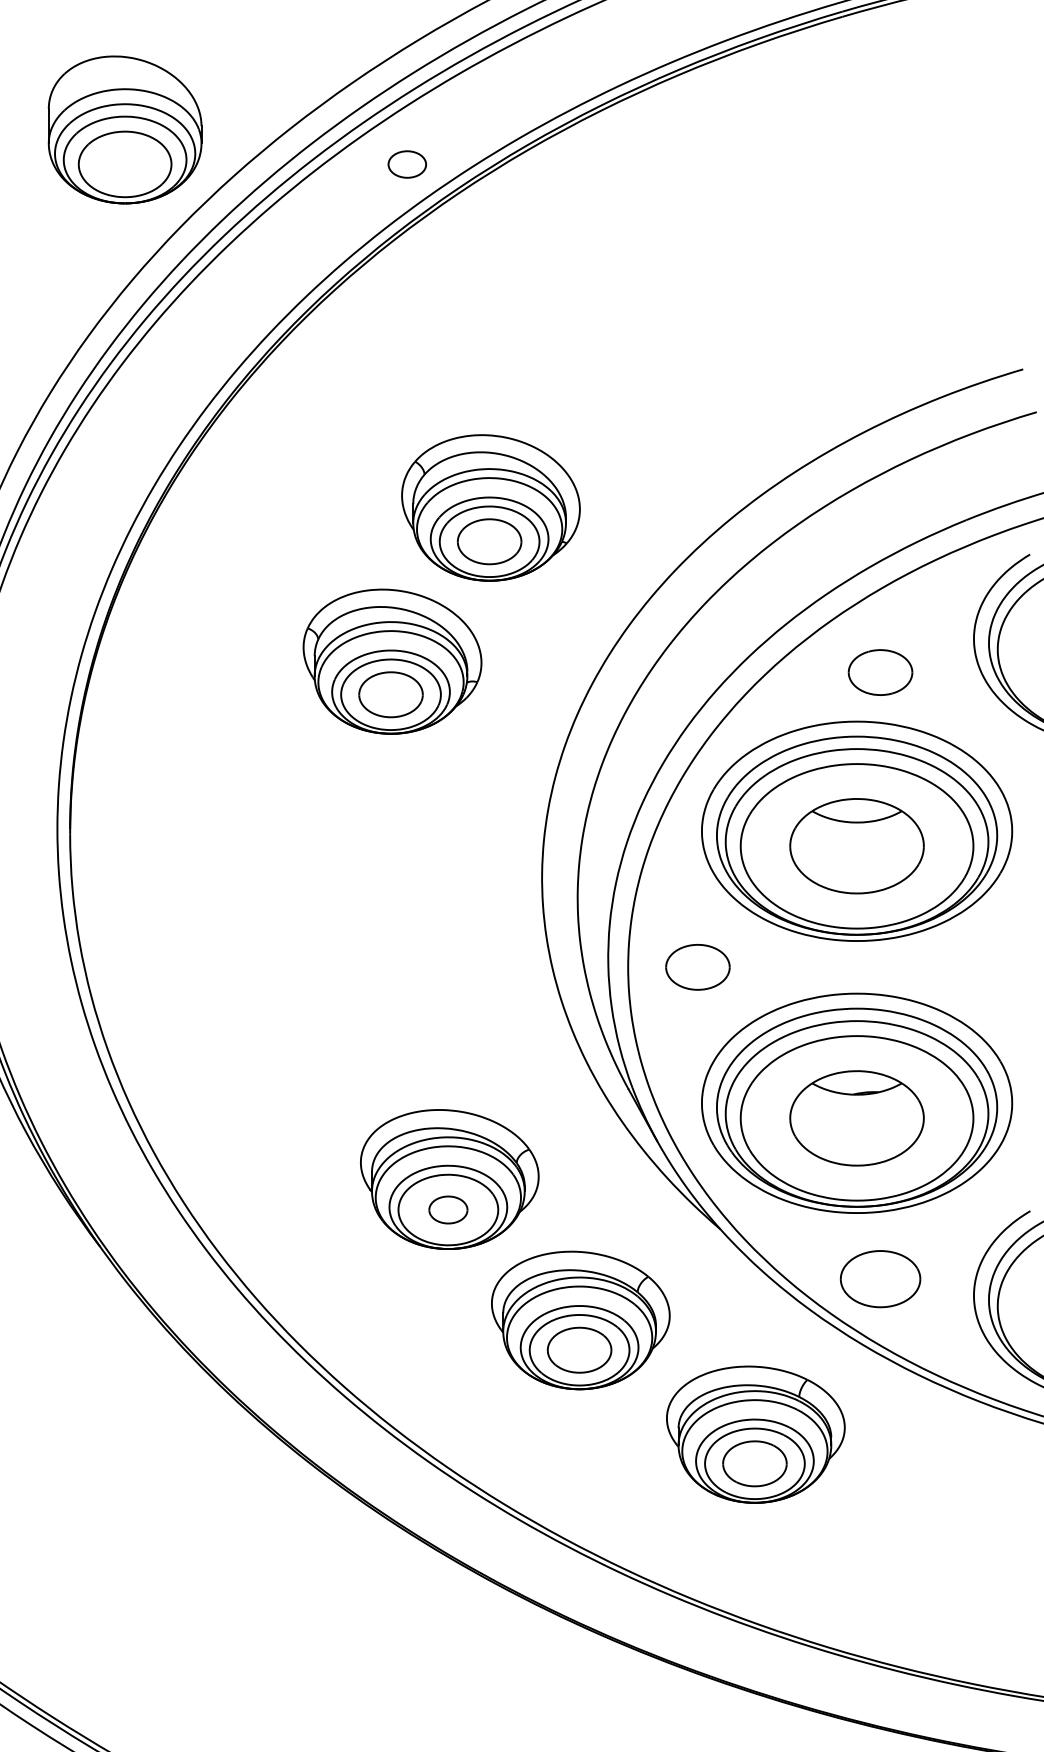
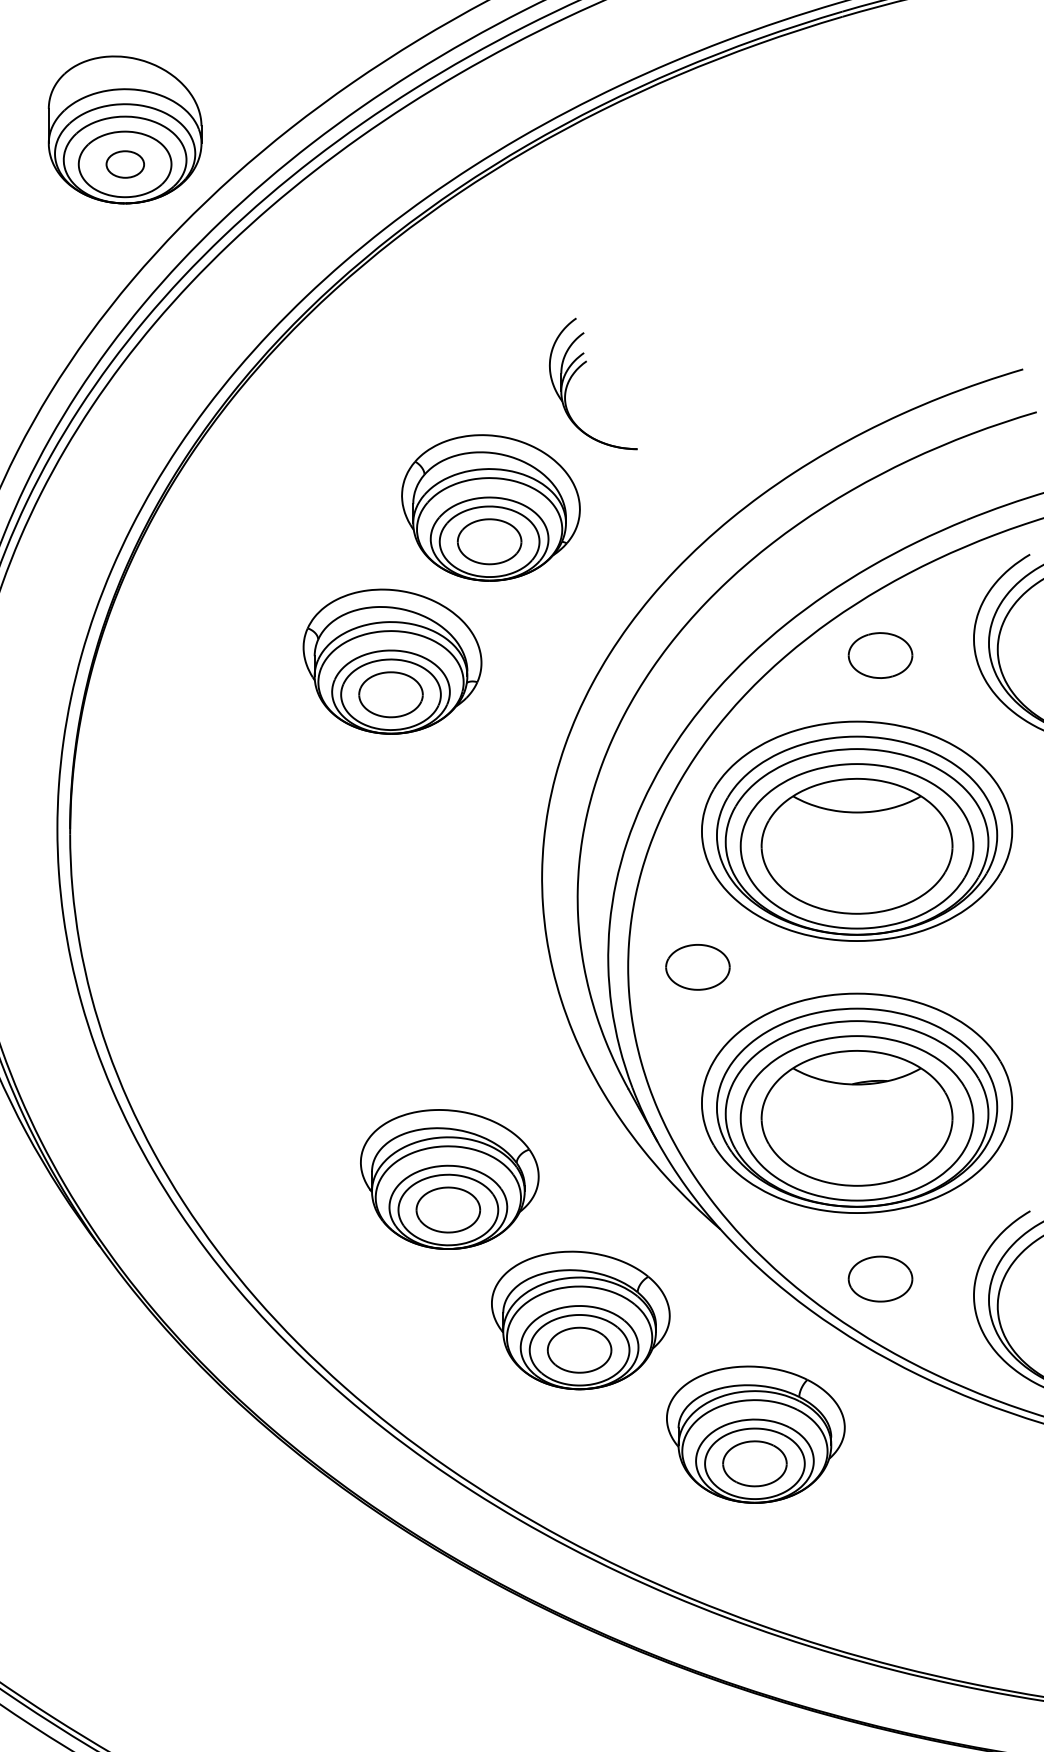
part position: (406, 164) -> (124, 164) (124, 164)
part: none -> present (579, 368)
part position: (880, 672) -> (880, 655) (880, 655)
part size: 136x97 px -> 194x138 px (856, 845)
part size: 136x97 px -> 194x137 px (856, 1118)
part size: 41x30 px -> 67x48 px (448, 1209)
part size: 83x59 px -> 67x48 px (880, 1278)
